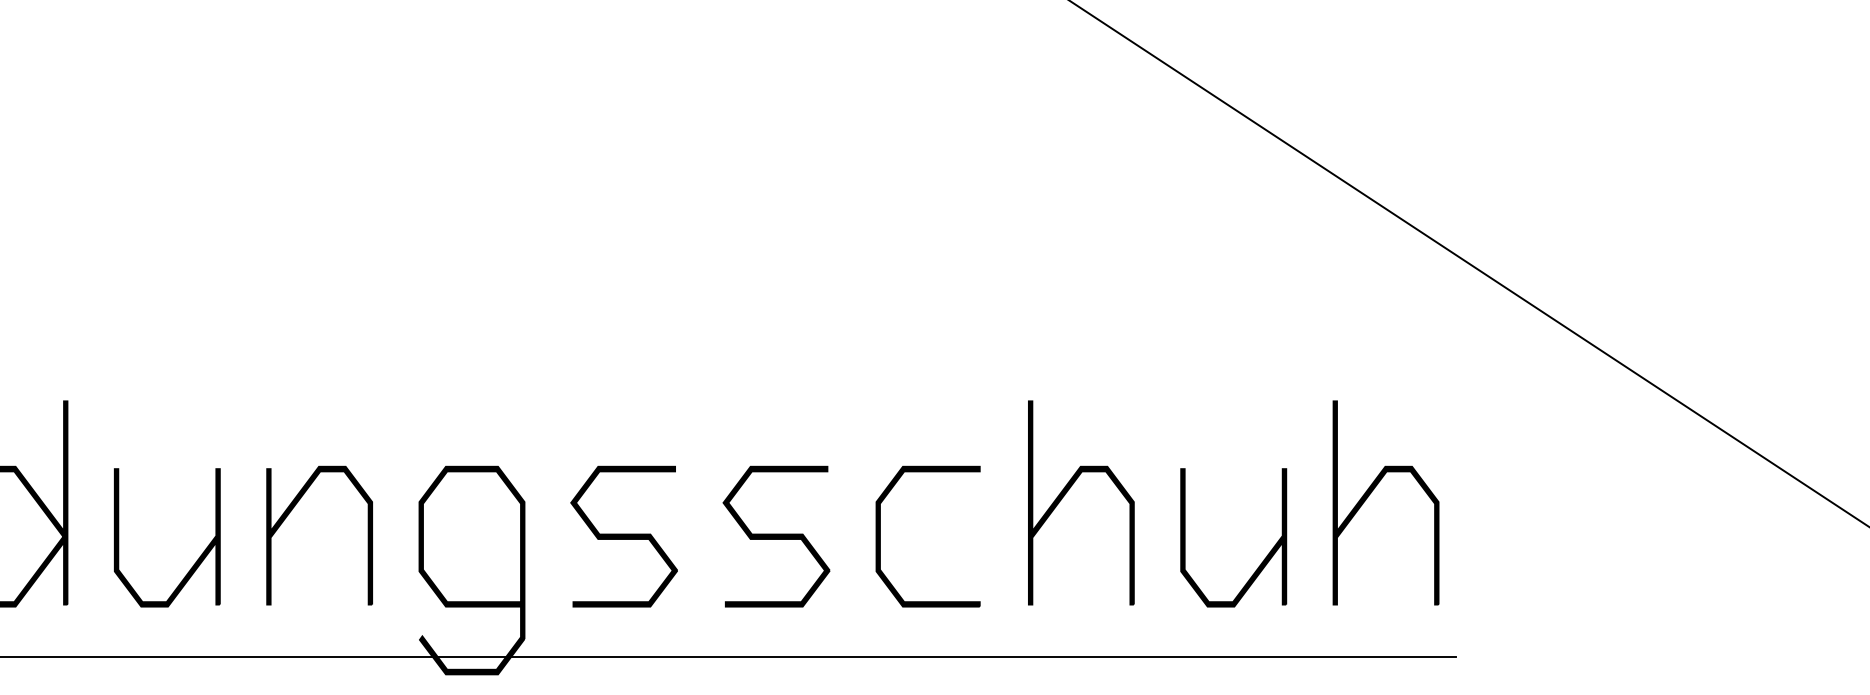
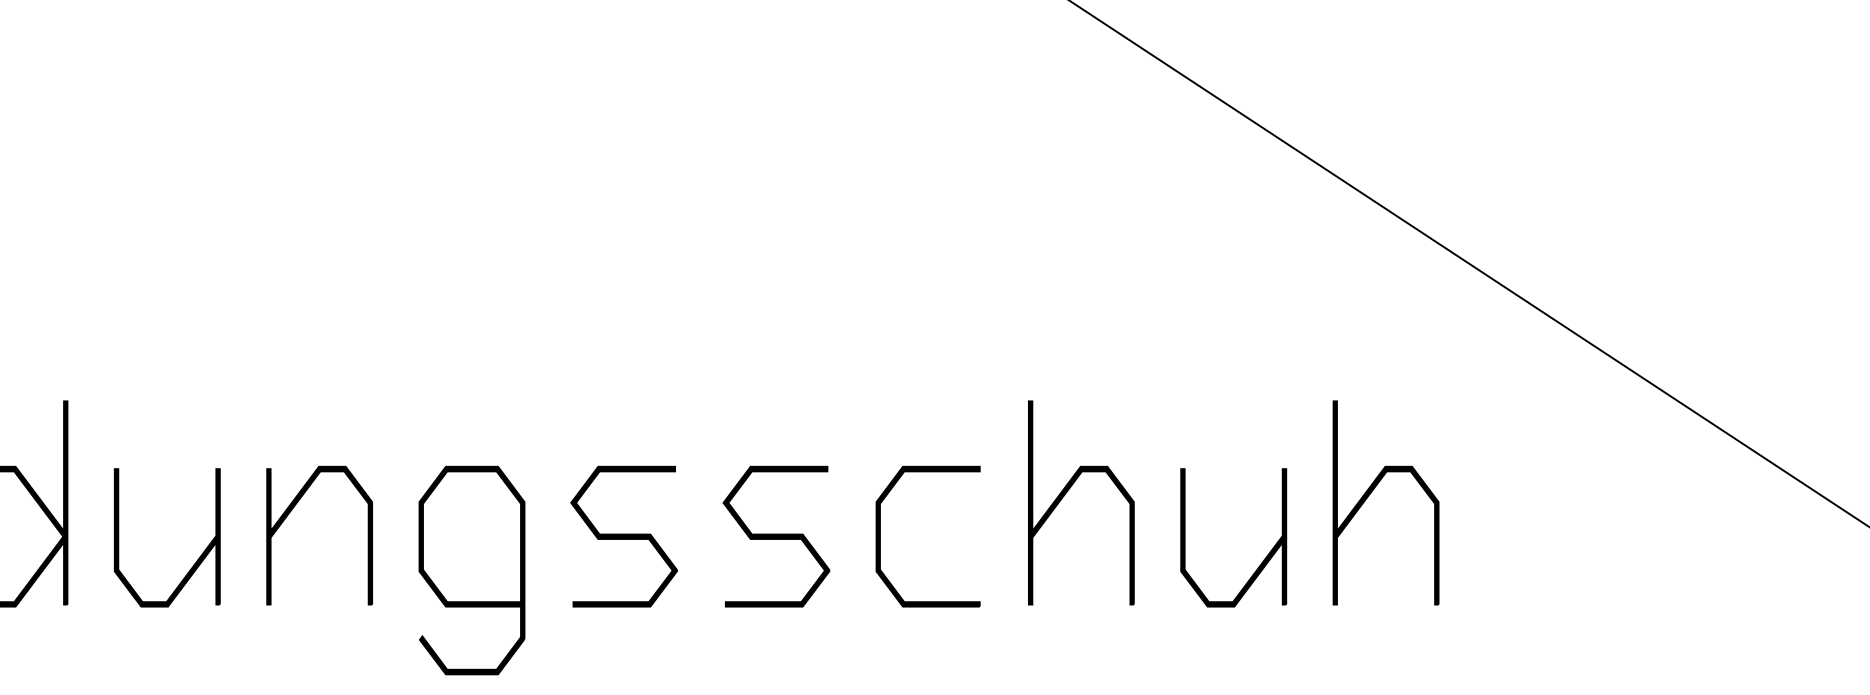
line: present -> none (729, 657)
